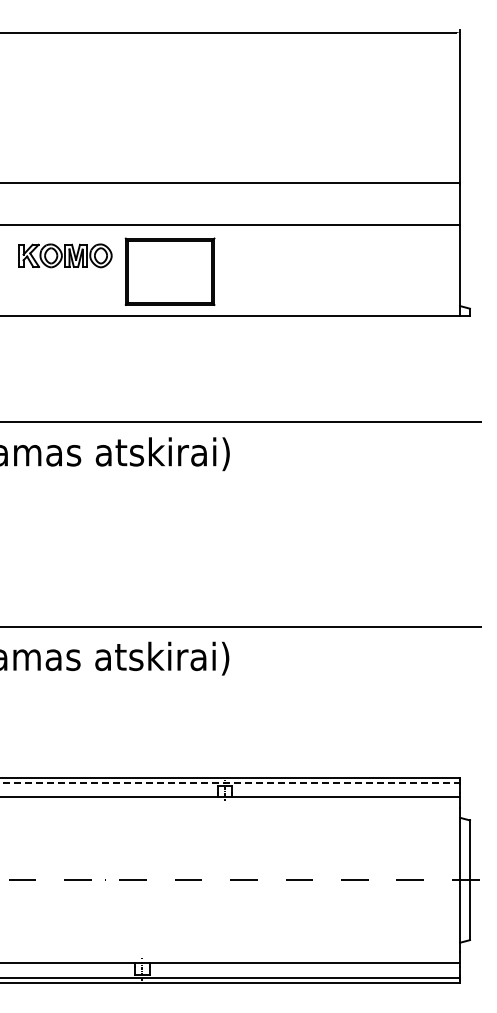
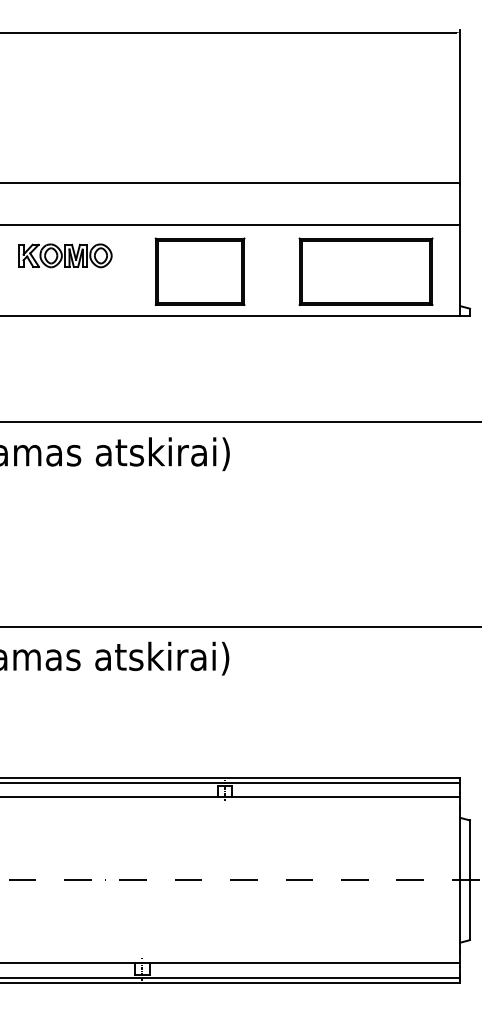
part position: (169, 271) -> (199, 271) (199, 271)
part: none -> present (365, 271)
line: dashed -> solid (230, 782)
